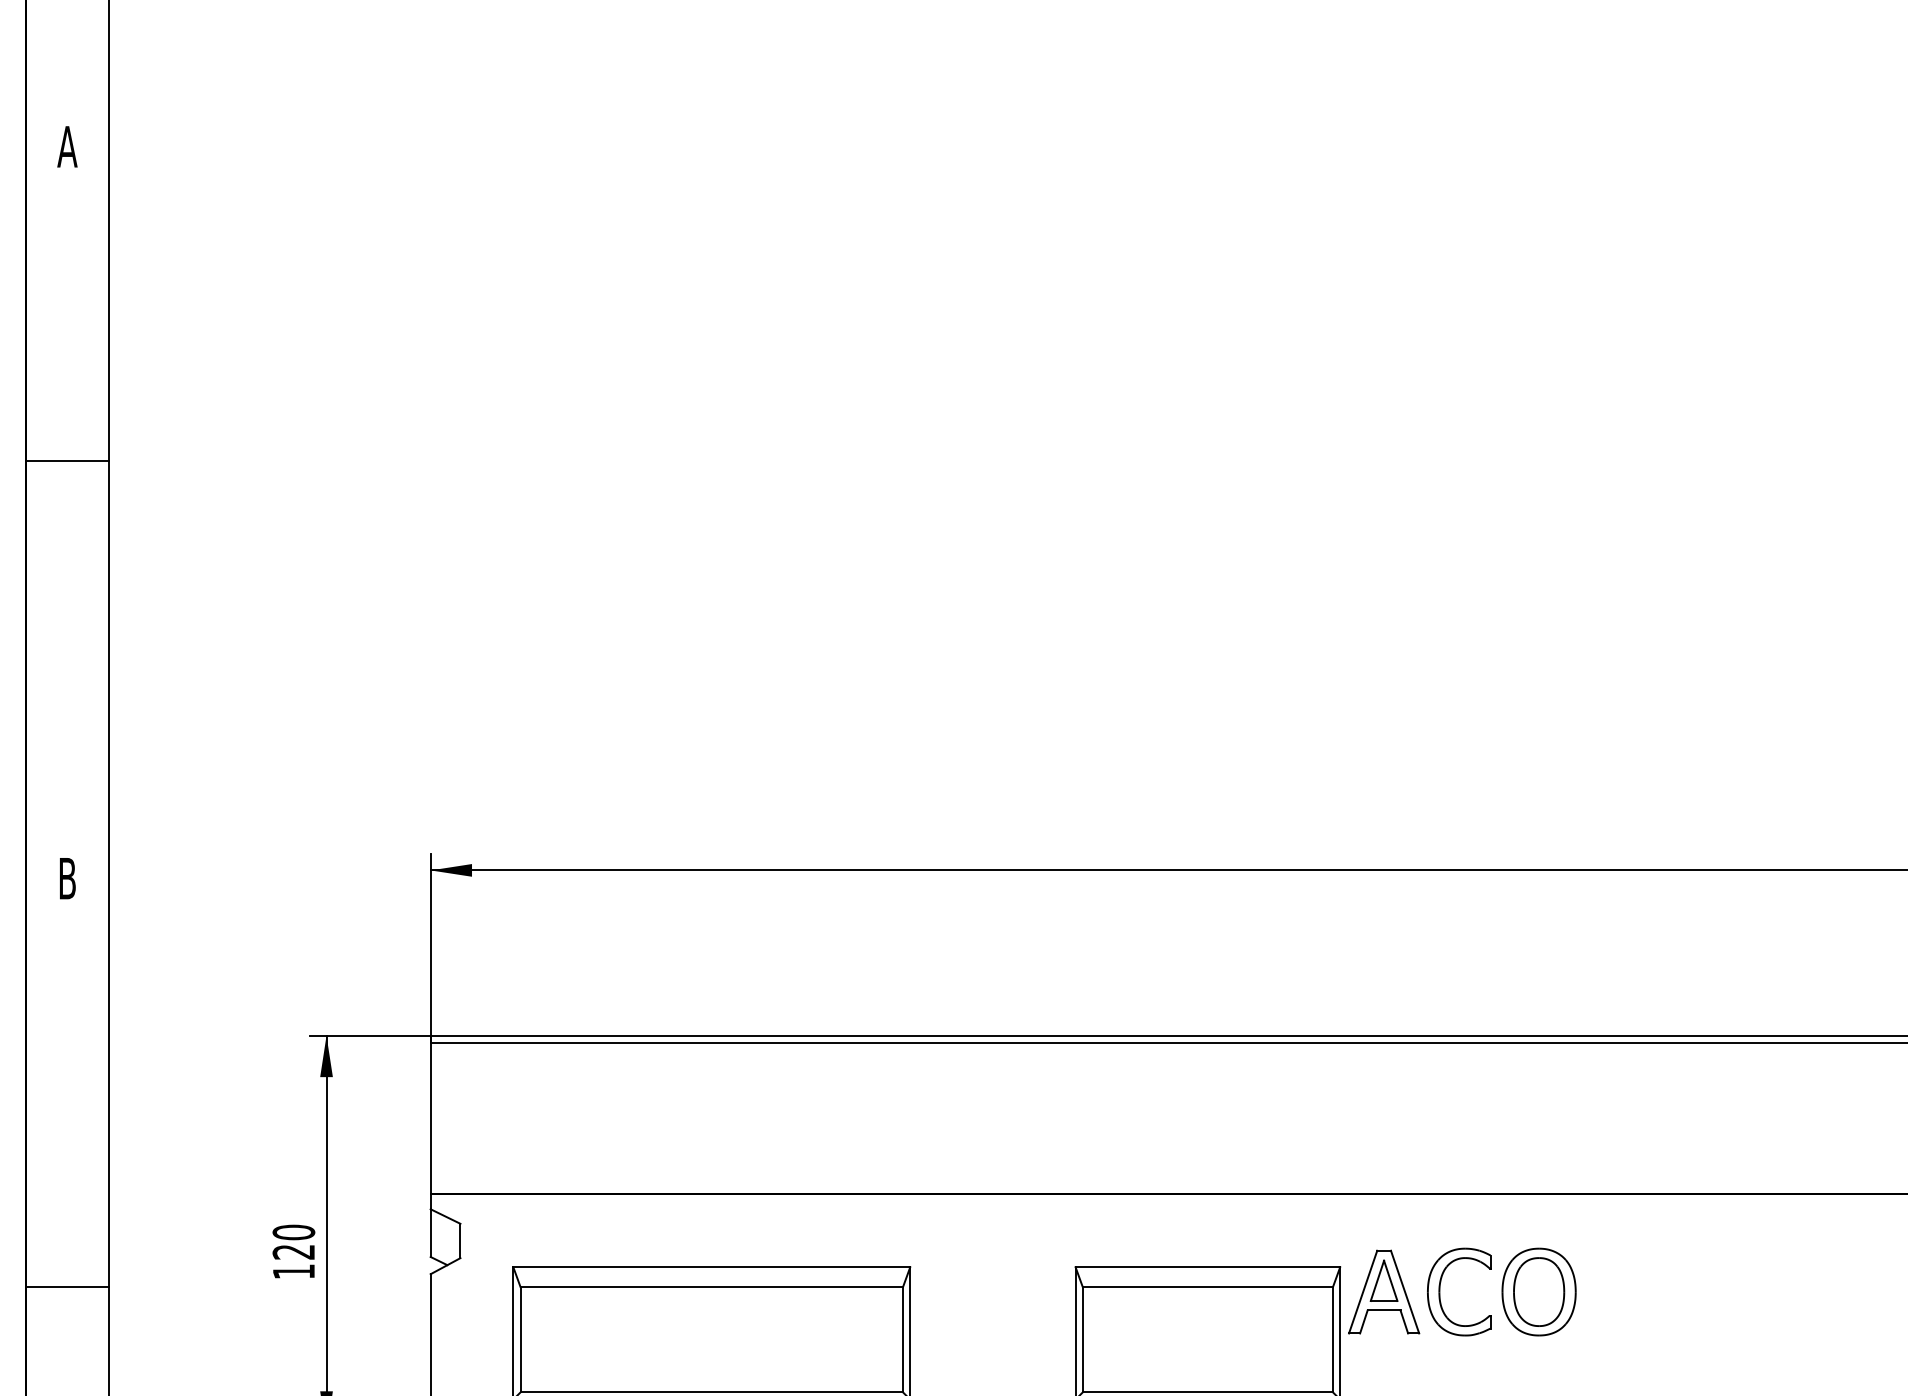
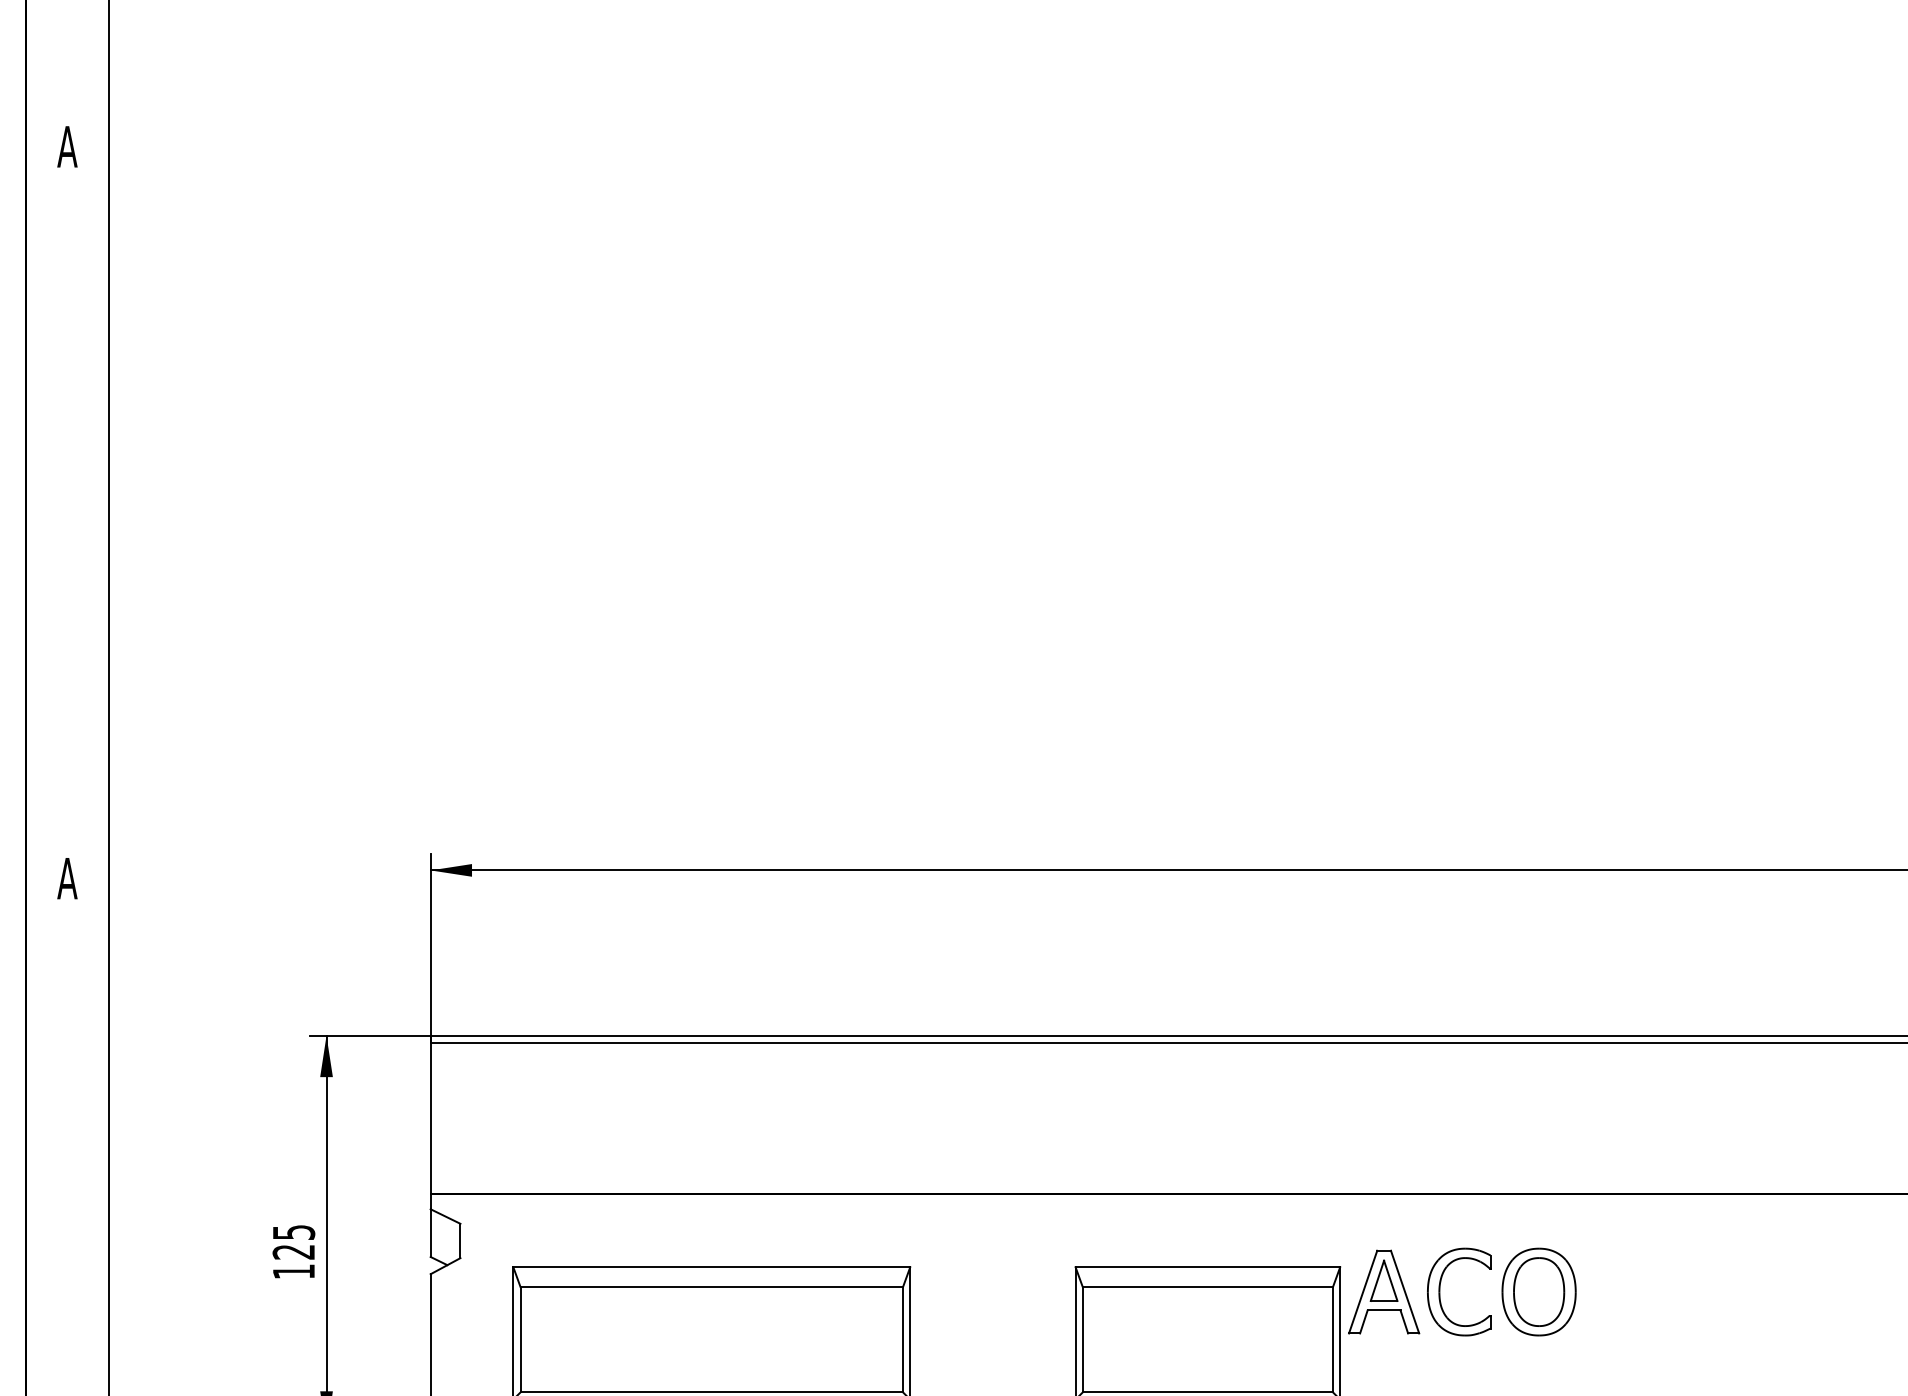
line: present -> none (67, 460)
text: B -> A (67, 878)
text: 120 -> 125 (293, 1232)
line: present -> none (67, 1287)
